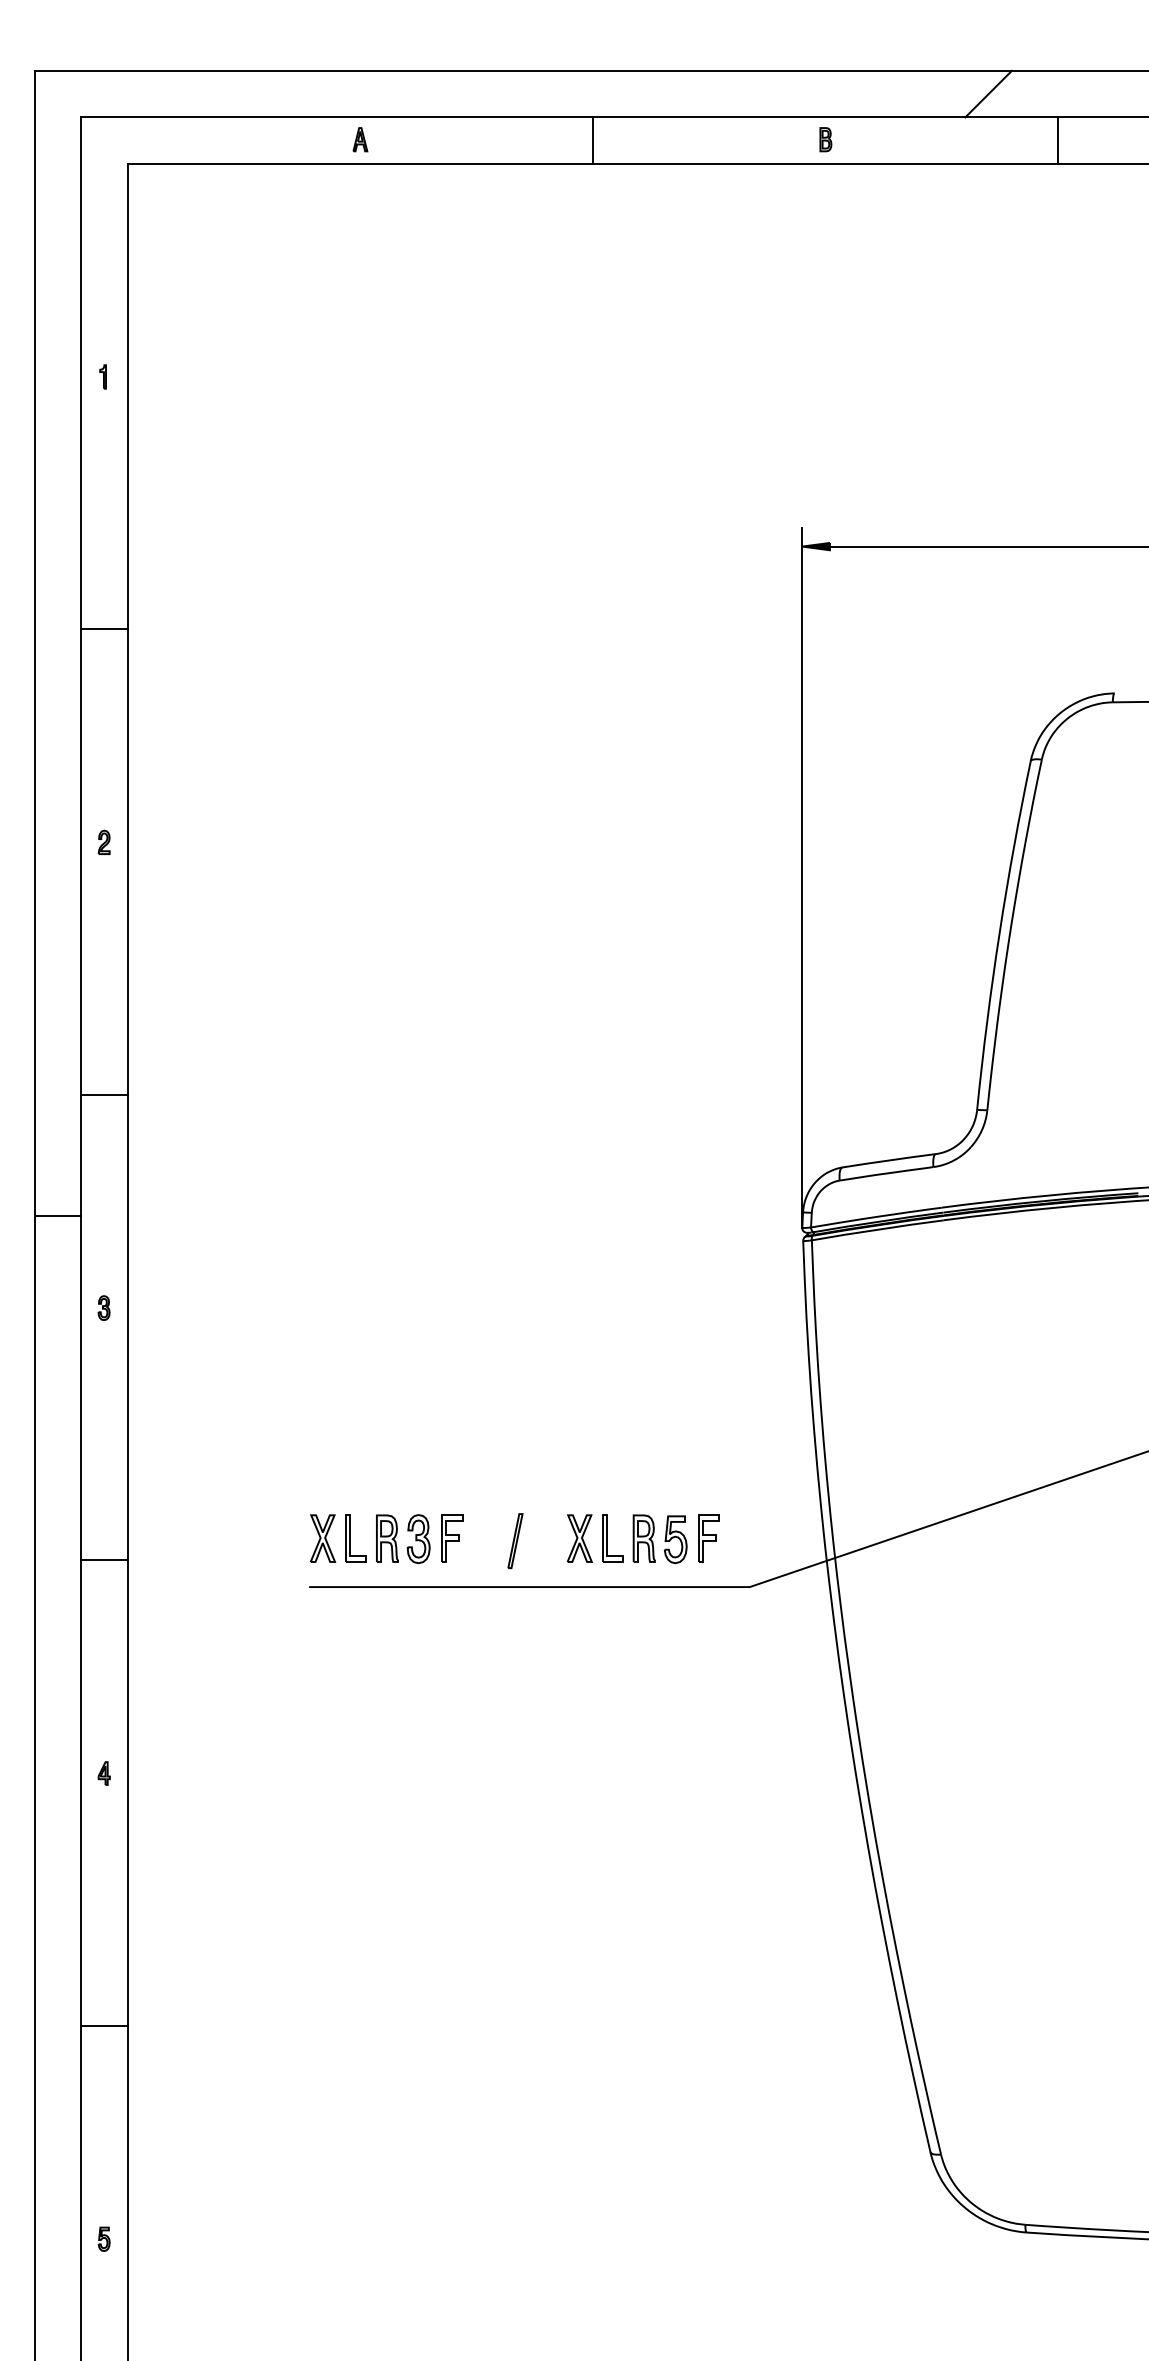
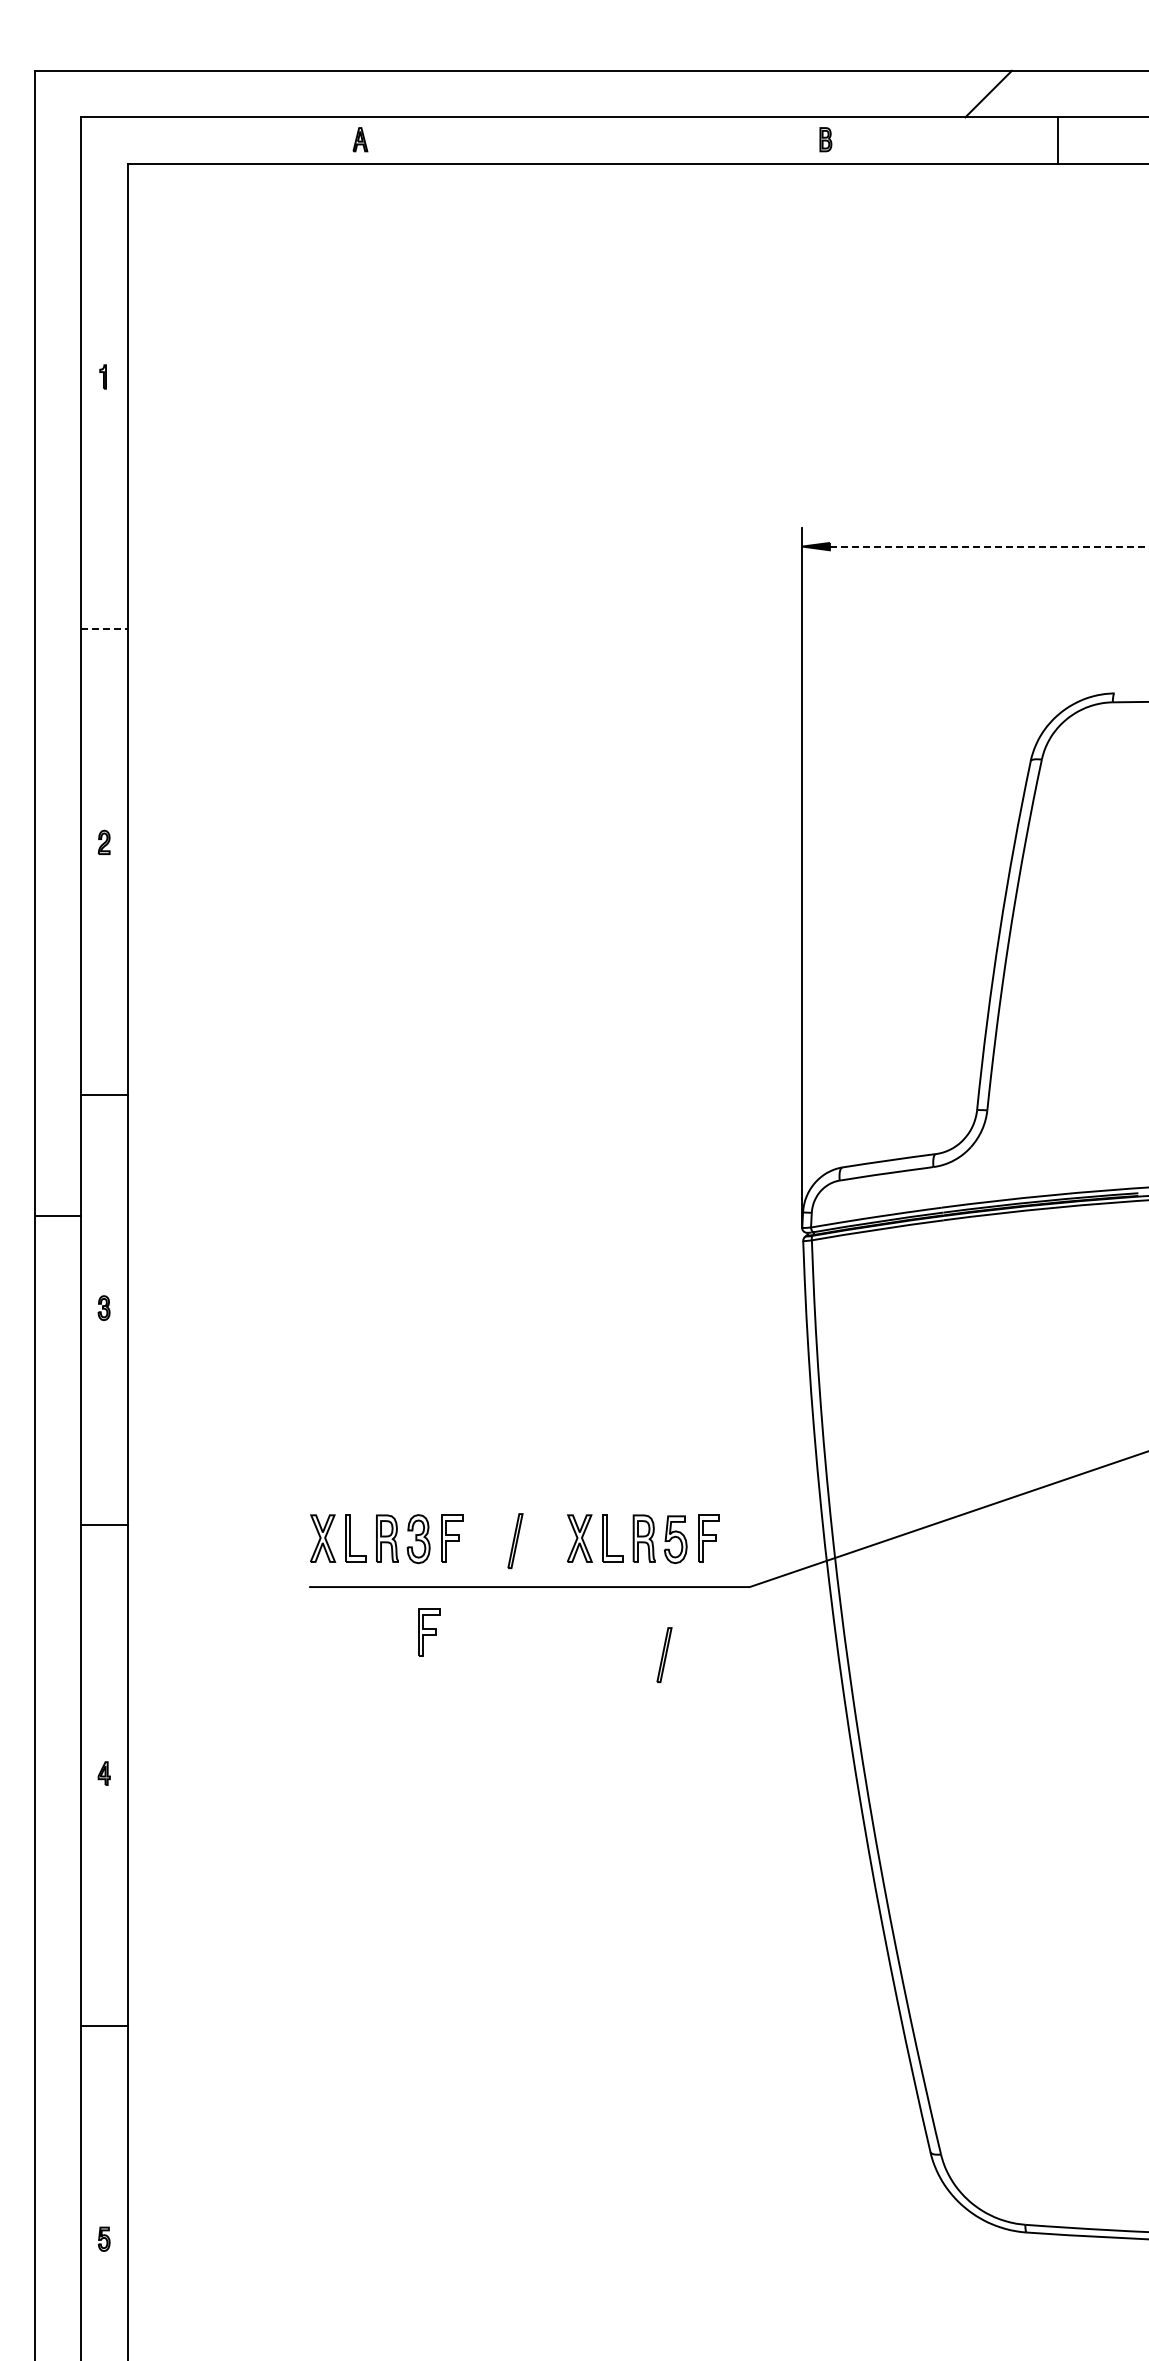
line: present -> none (593, 140)
line: solid -> dashed (989, 546)
line: solid -> dashed (104, 629)
line position: (104, 1560) -> (104, 1525) (104, 1525)
part: none -> present (429, 1632)
part: none -> present (664, 1655)
